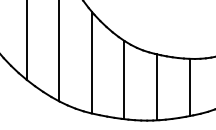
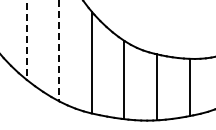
line: solid -> dashed (26, 40)
line: solid -> dashed (59, 51)
